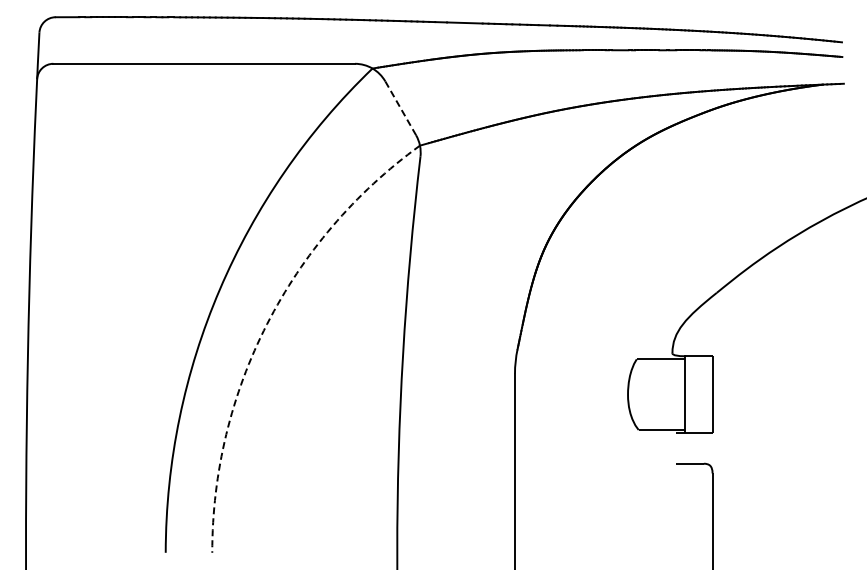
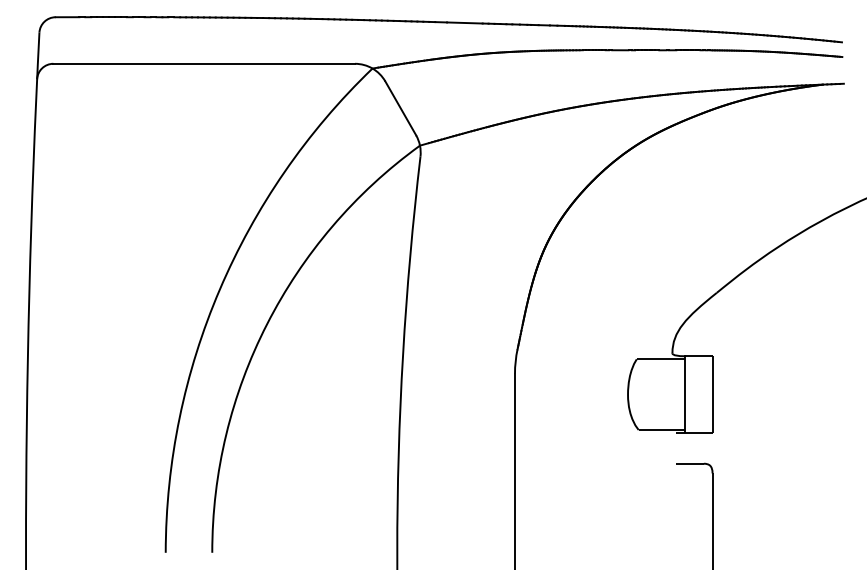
line: dashed -> solid (400, 107)
arc: dashed -> solid (267, 324)
